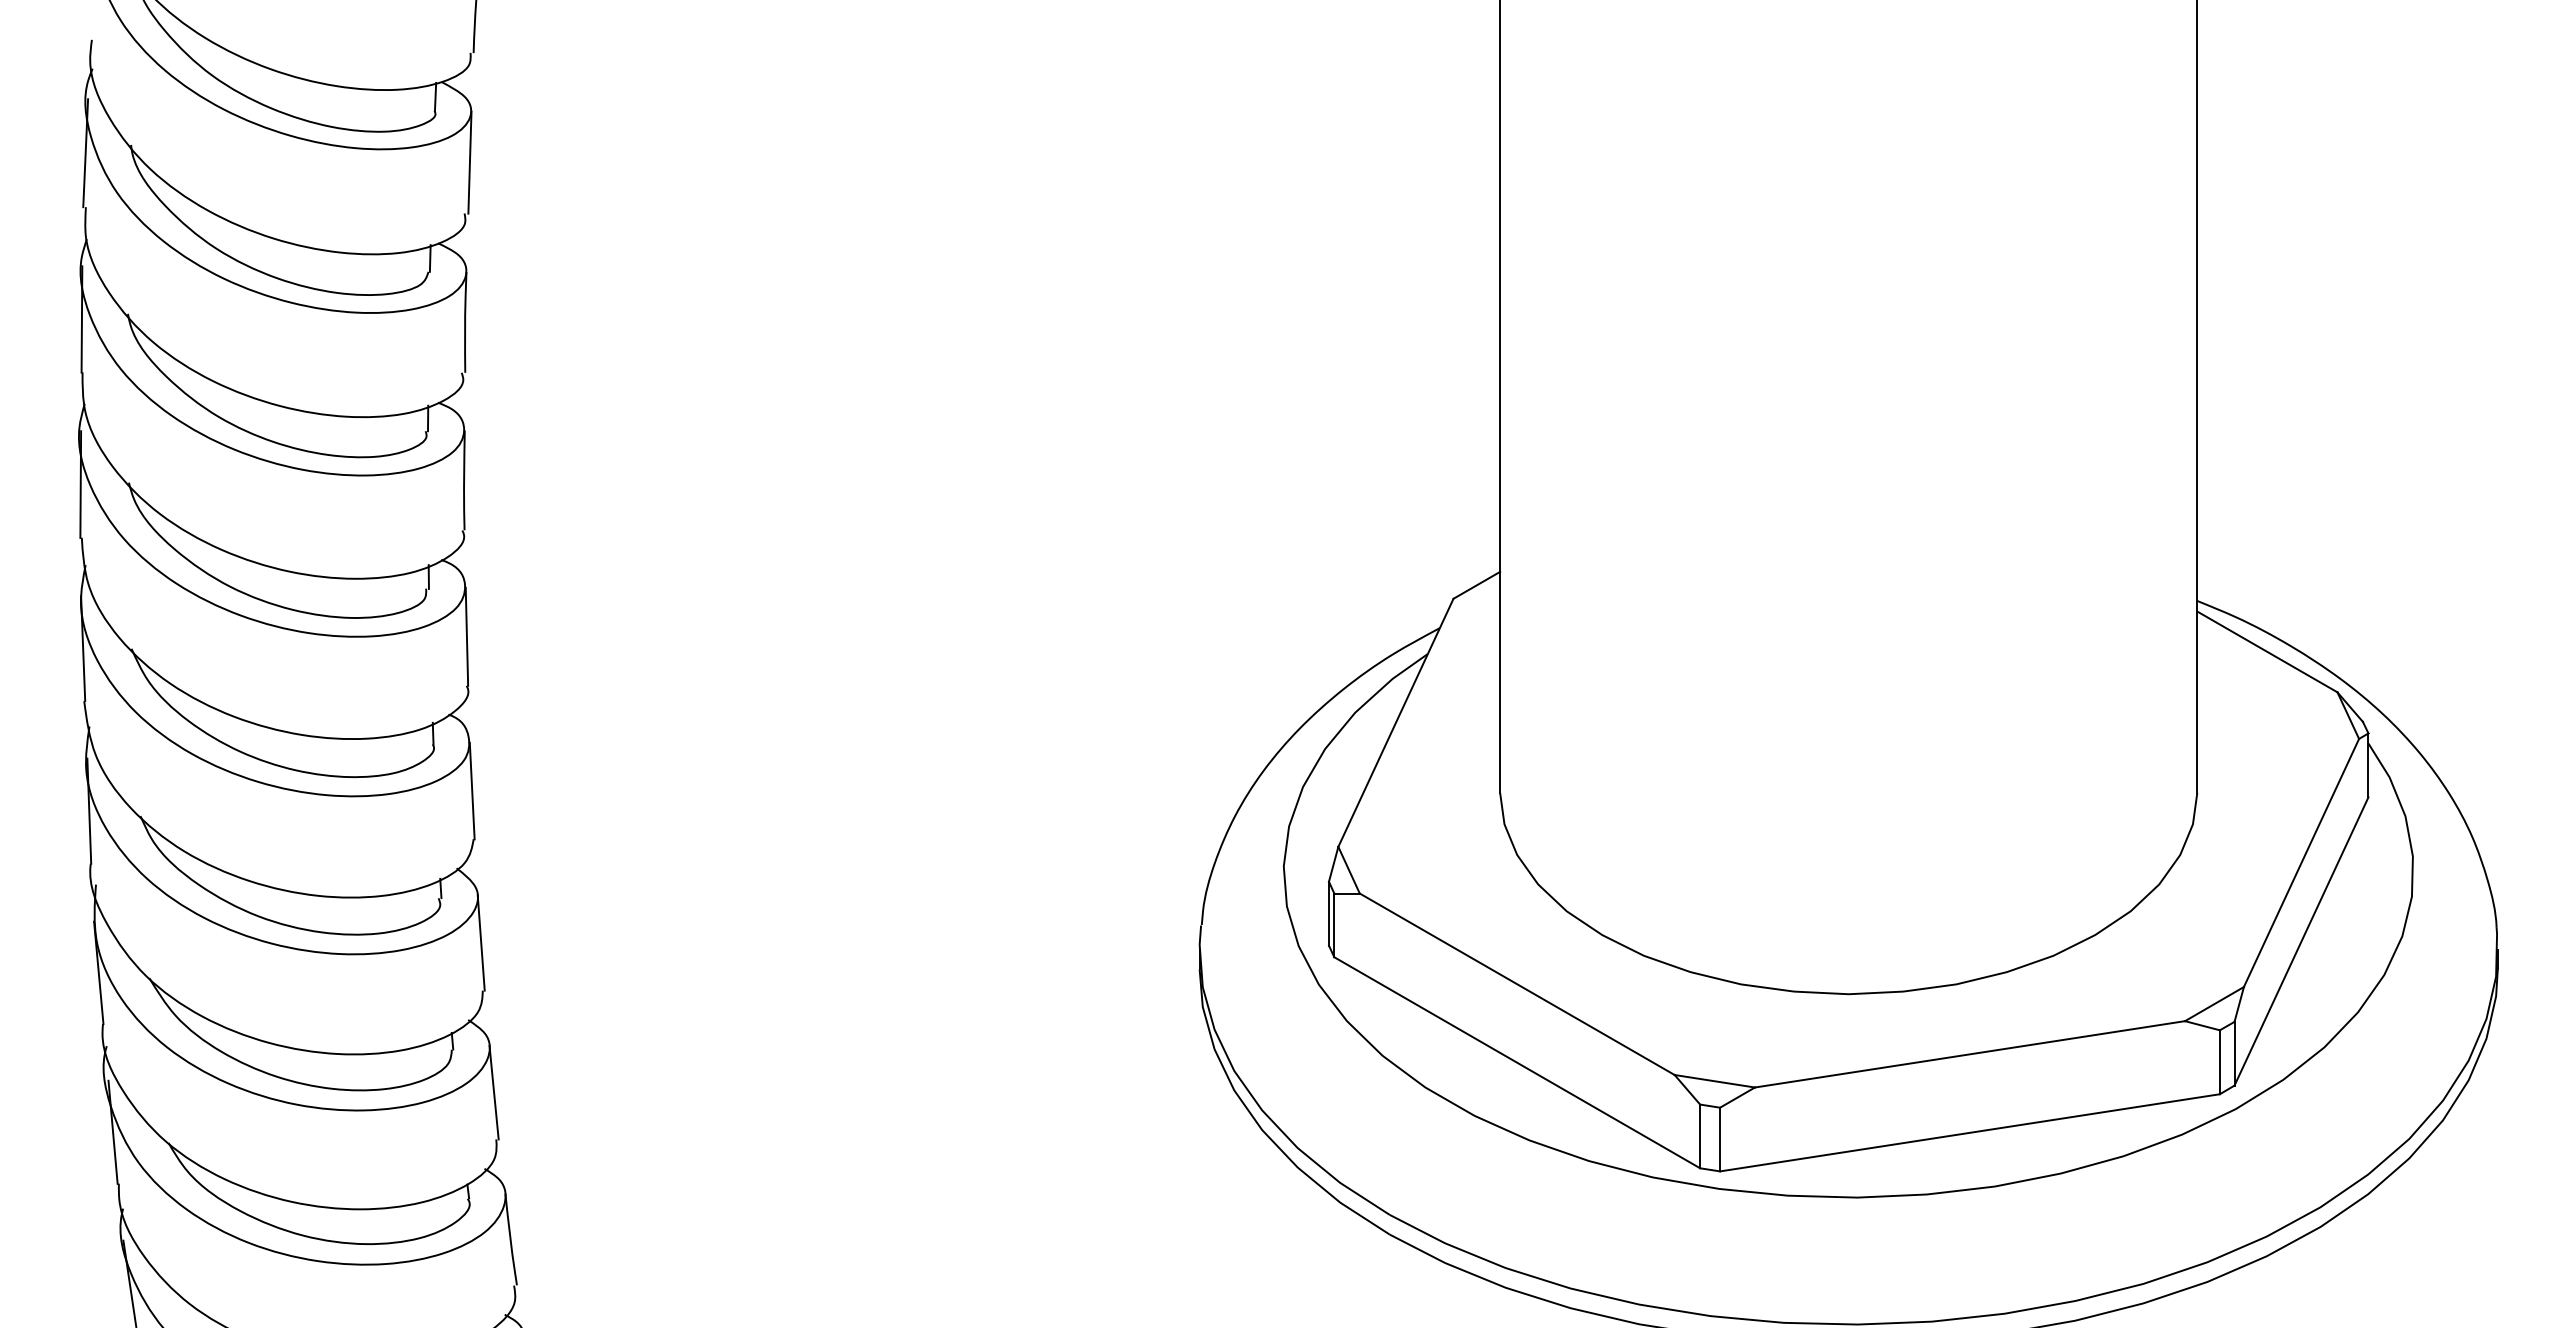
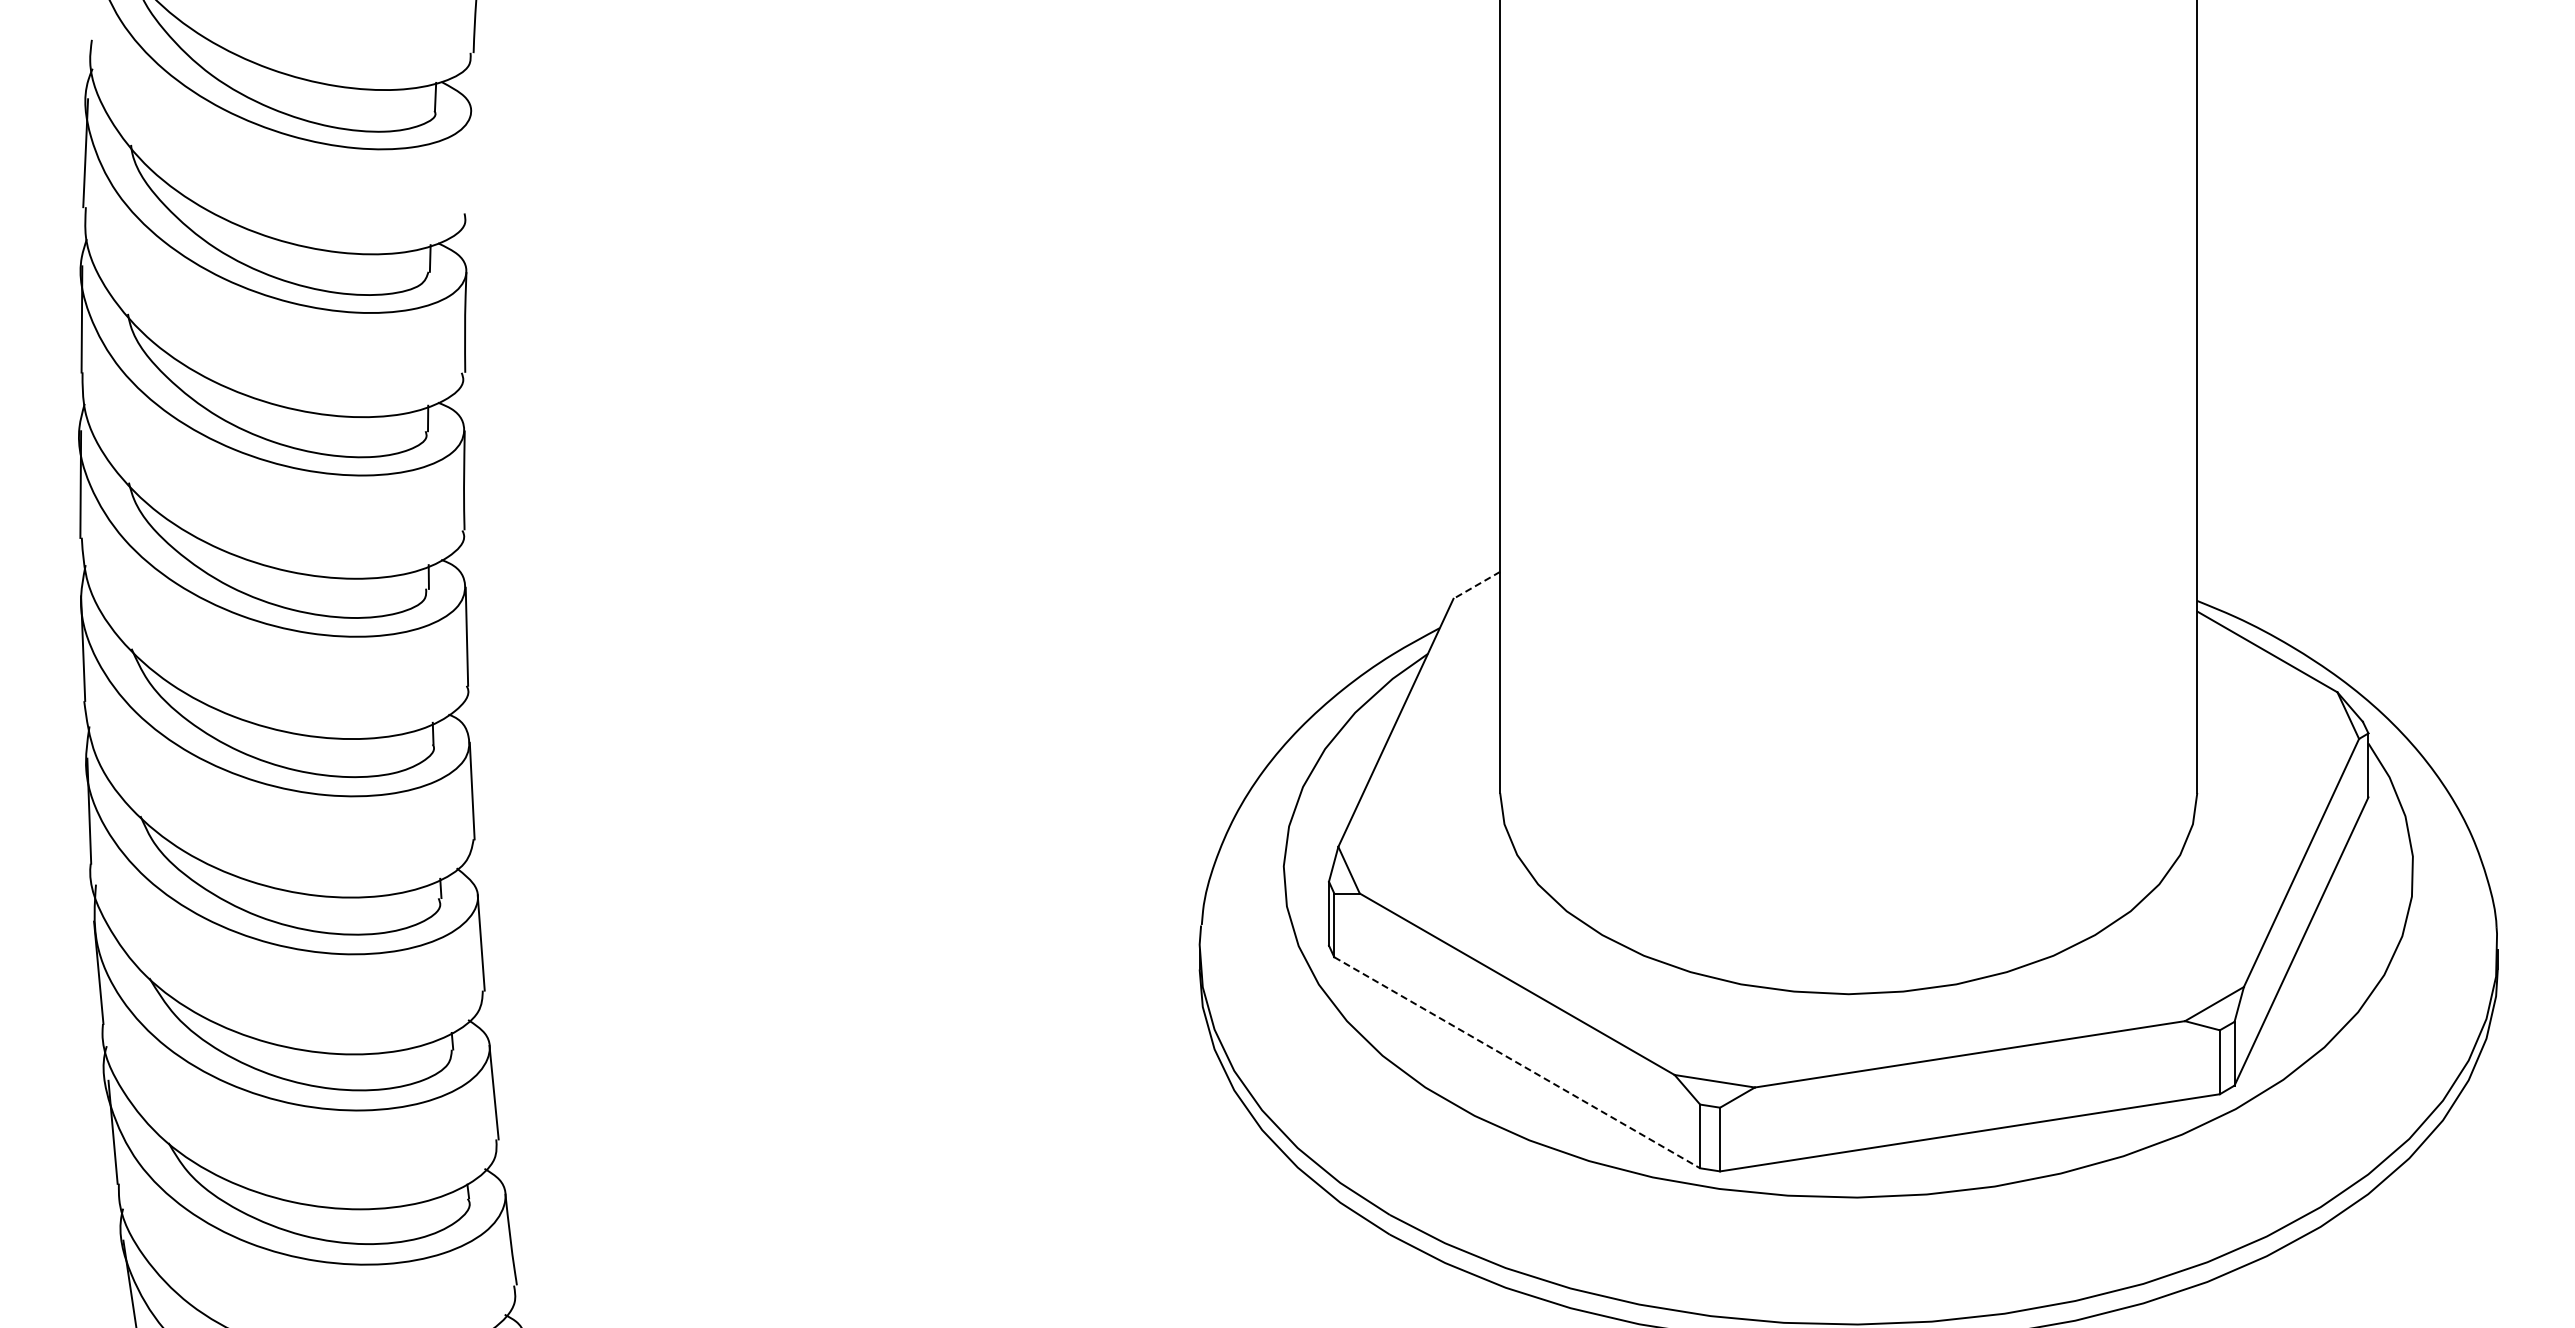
line: present -> none (469, 162)
line: solid -> dashed (1476, 585)
line: solid -> dashed (1517, 1063)
